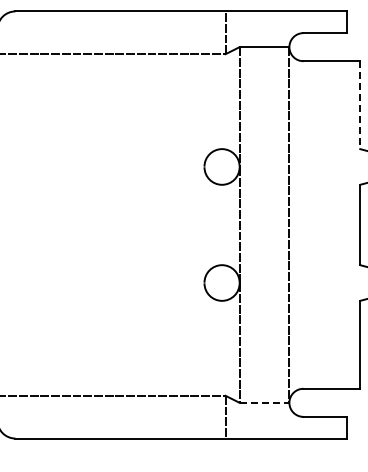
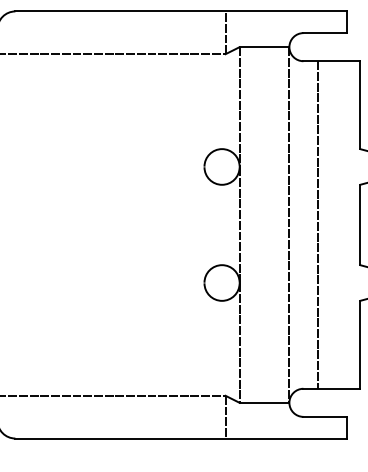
line: dashed -> solid (360, 105)
line: none -> present (317, 224)
line: dashed -> solid (264, 402)
